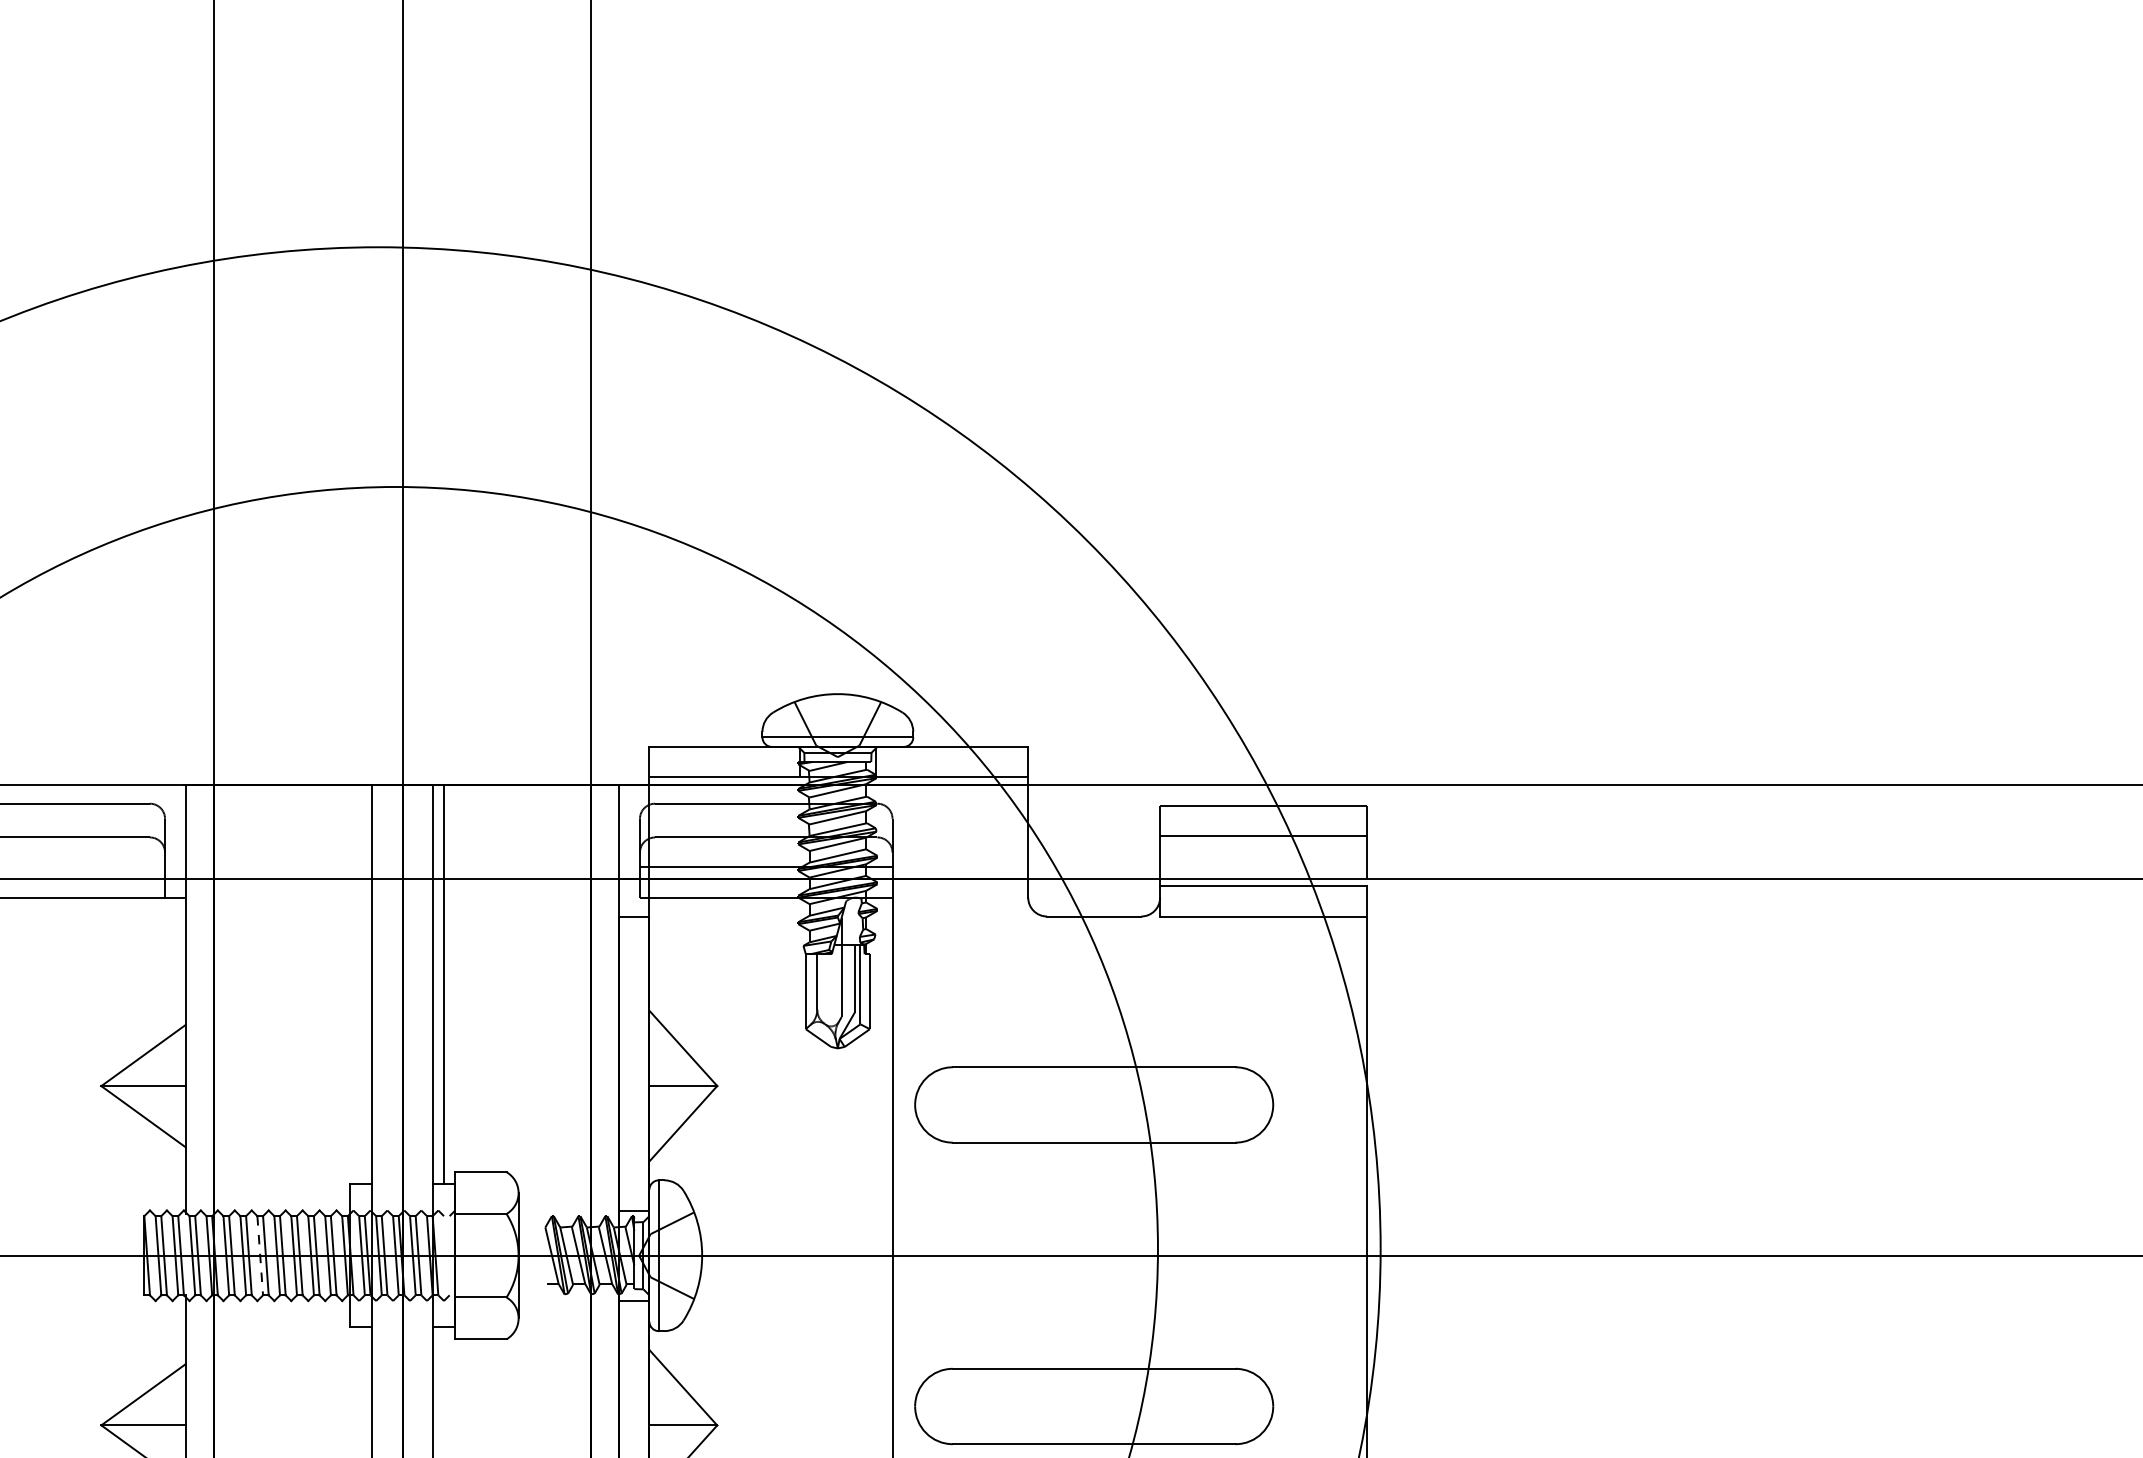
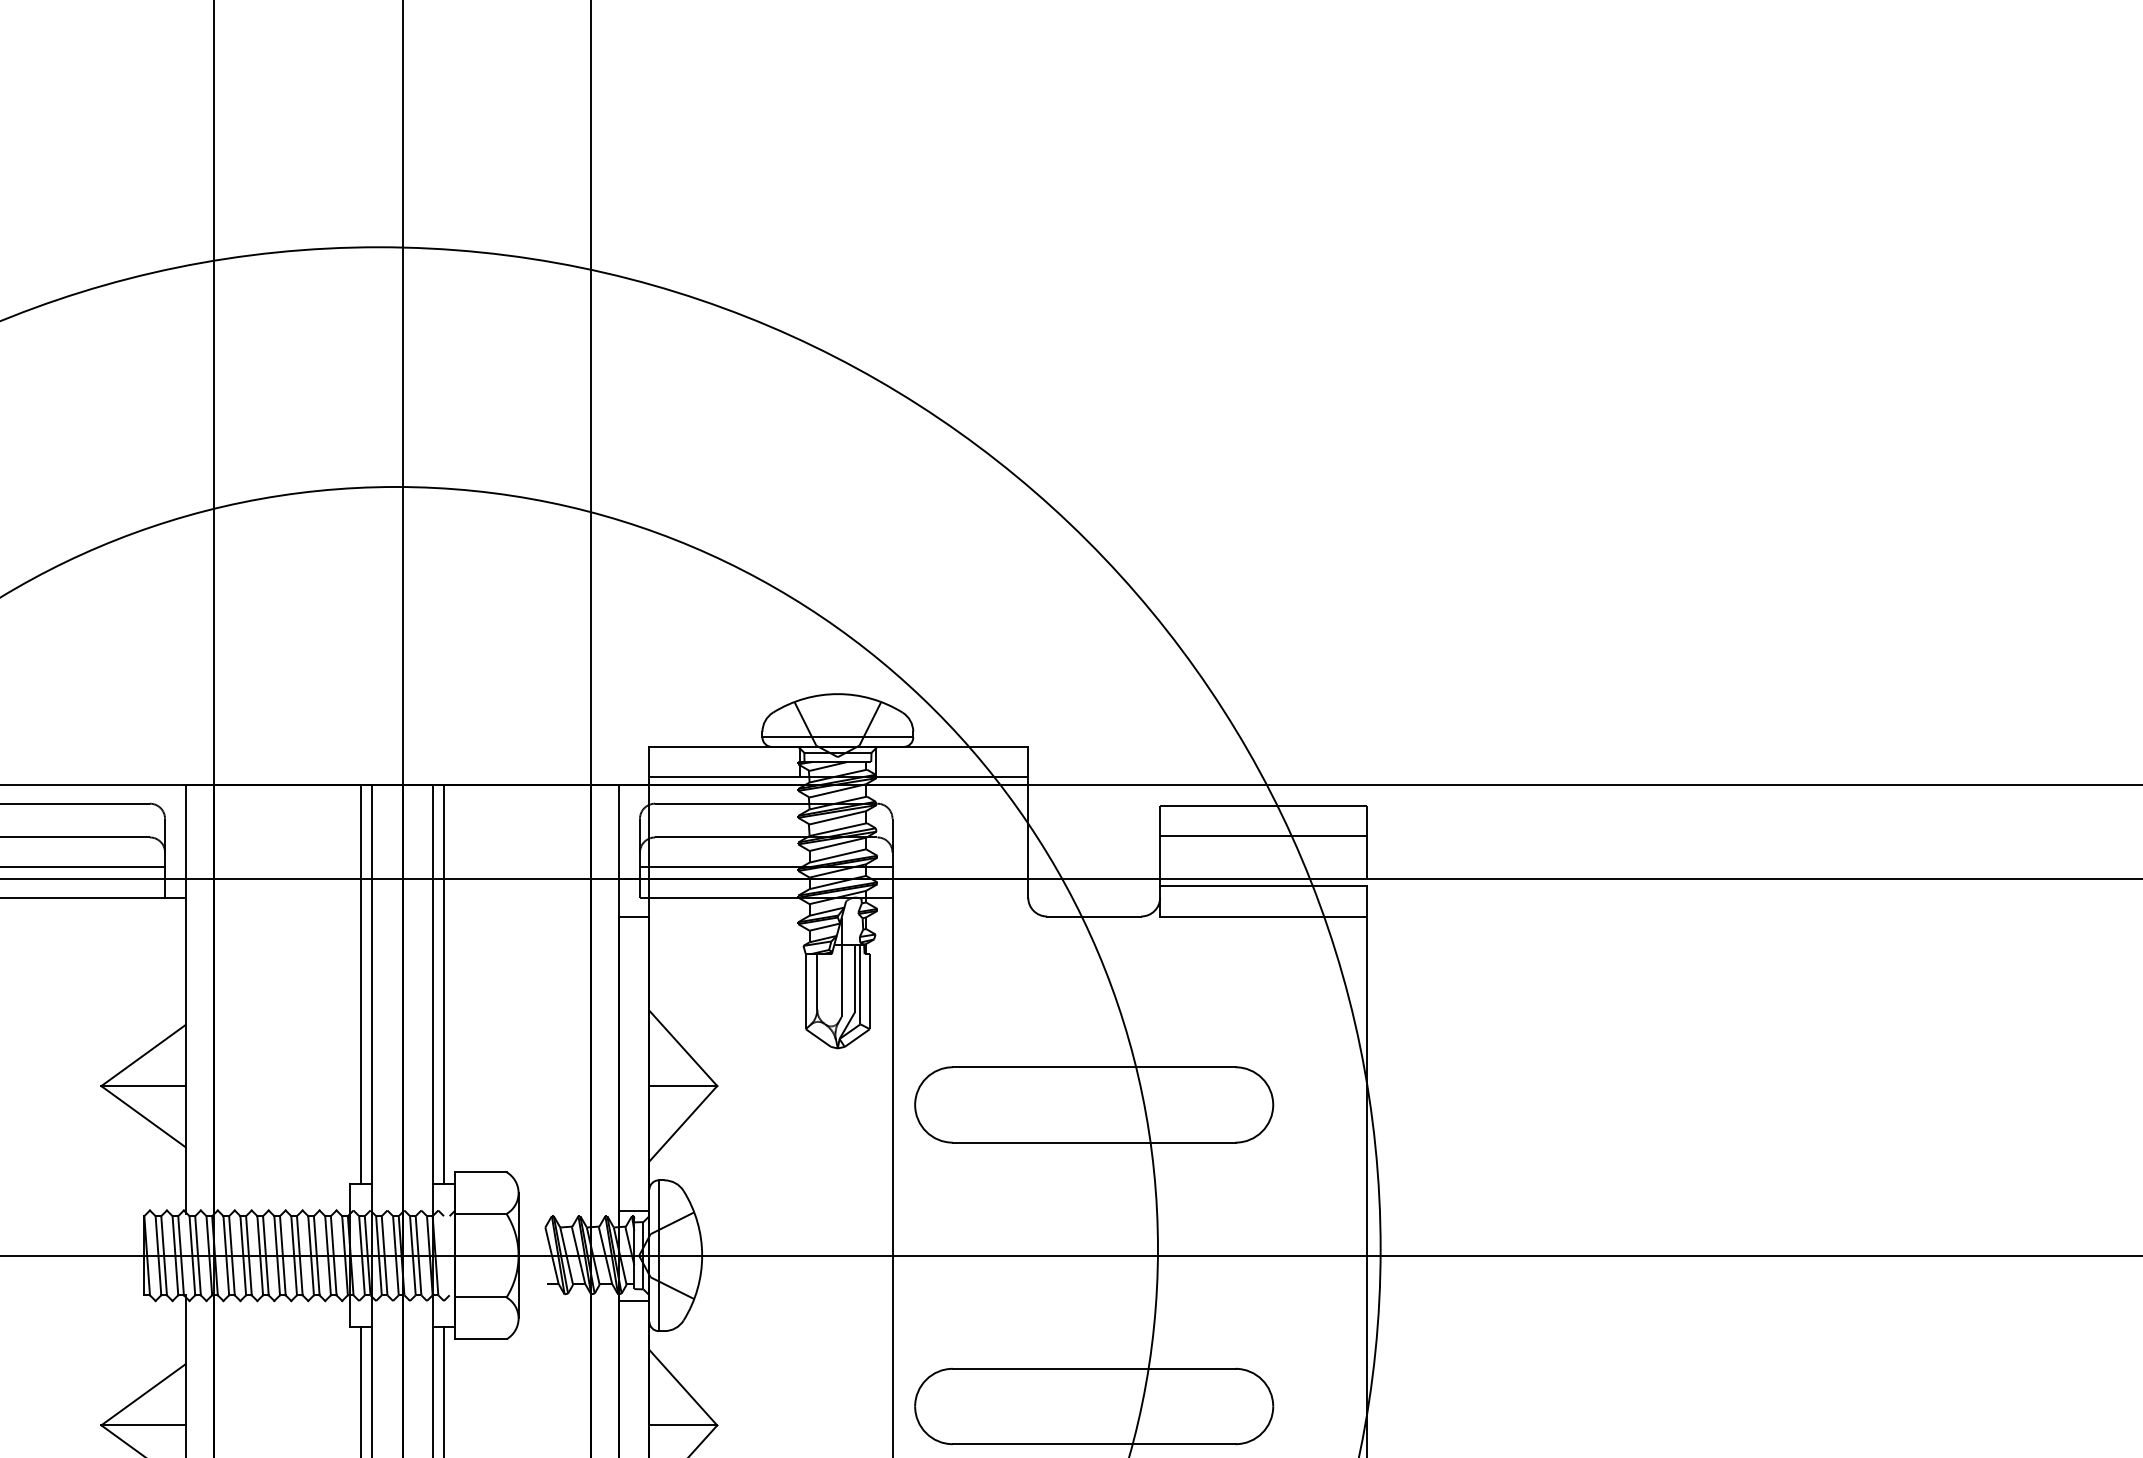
line: none -> present (83, 866)
line: none -> present (361, 984)
line: dashed -> solid (260, 1255)
line: none -> present (361, 1390)
line: none -> present (443, 1390)
